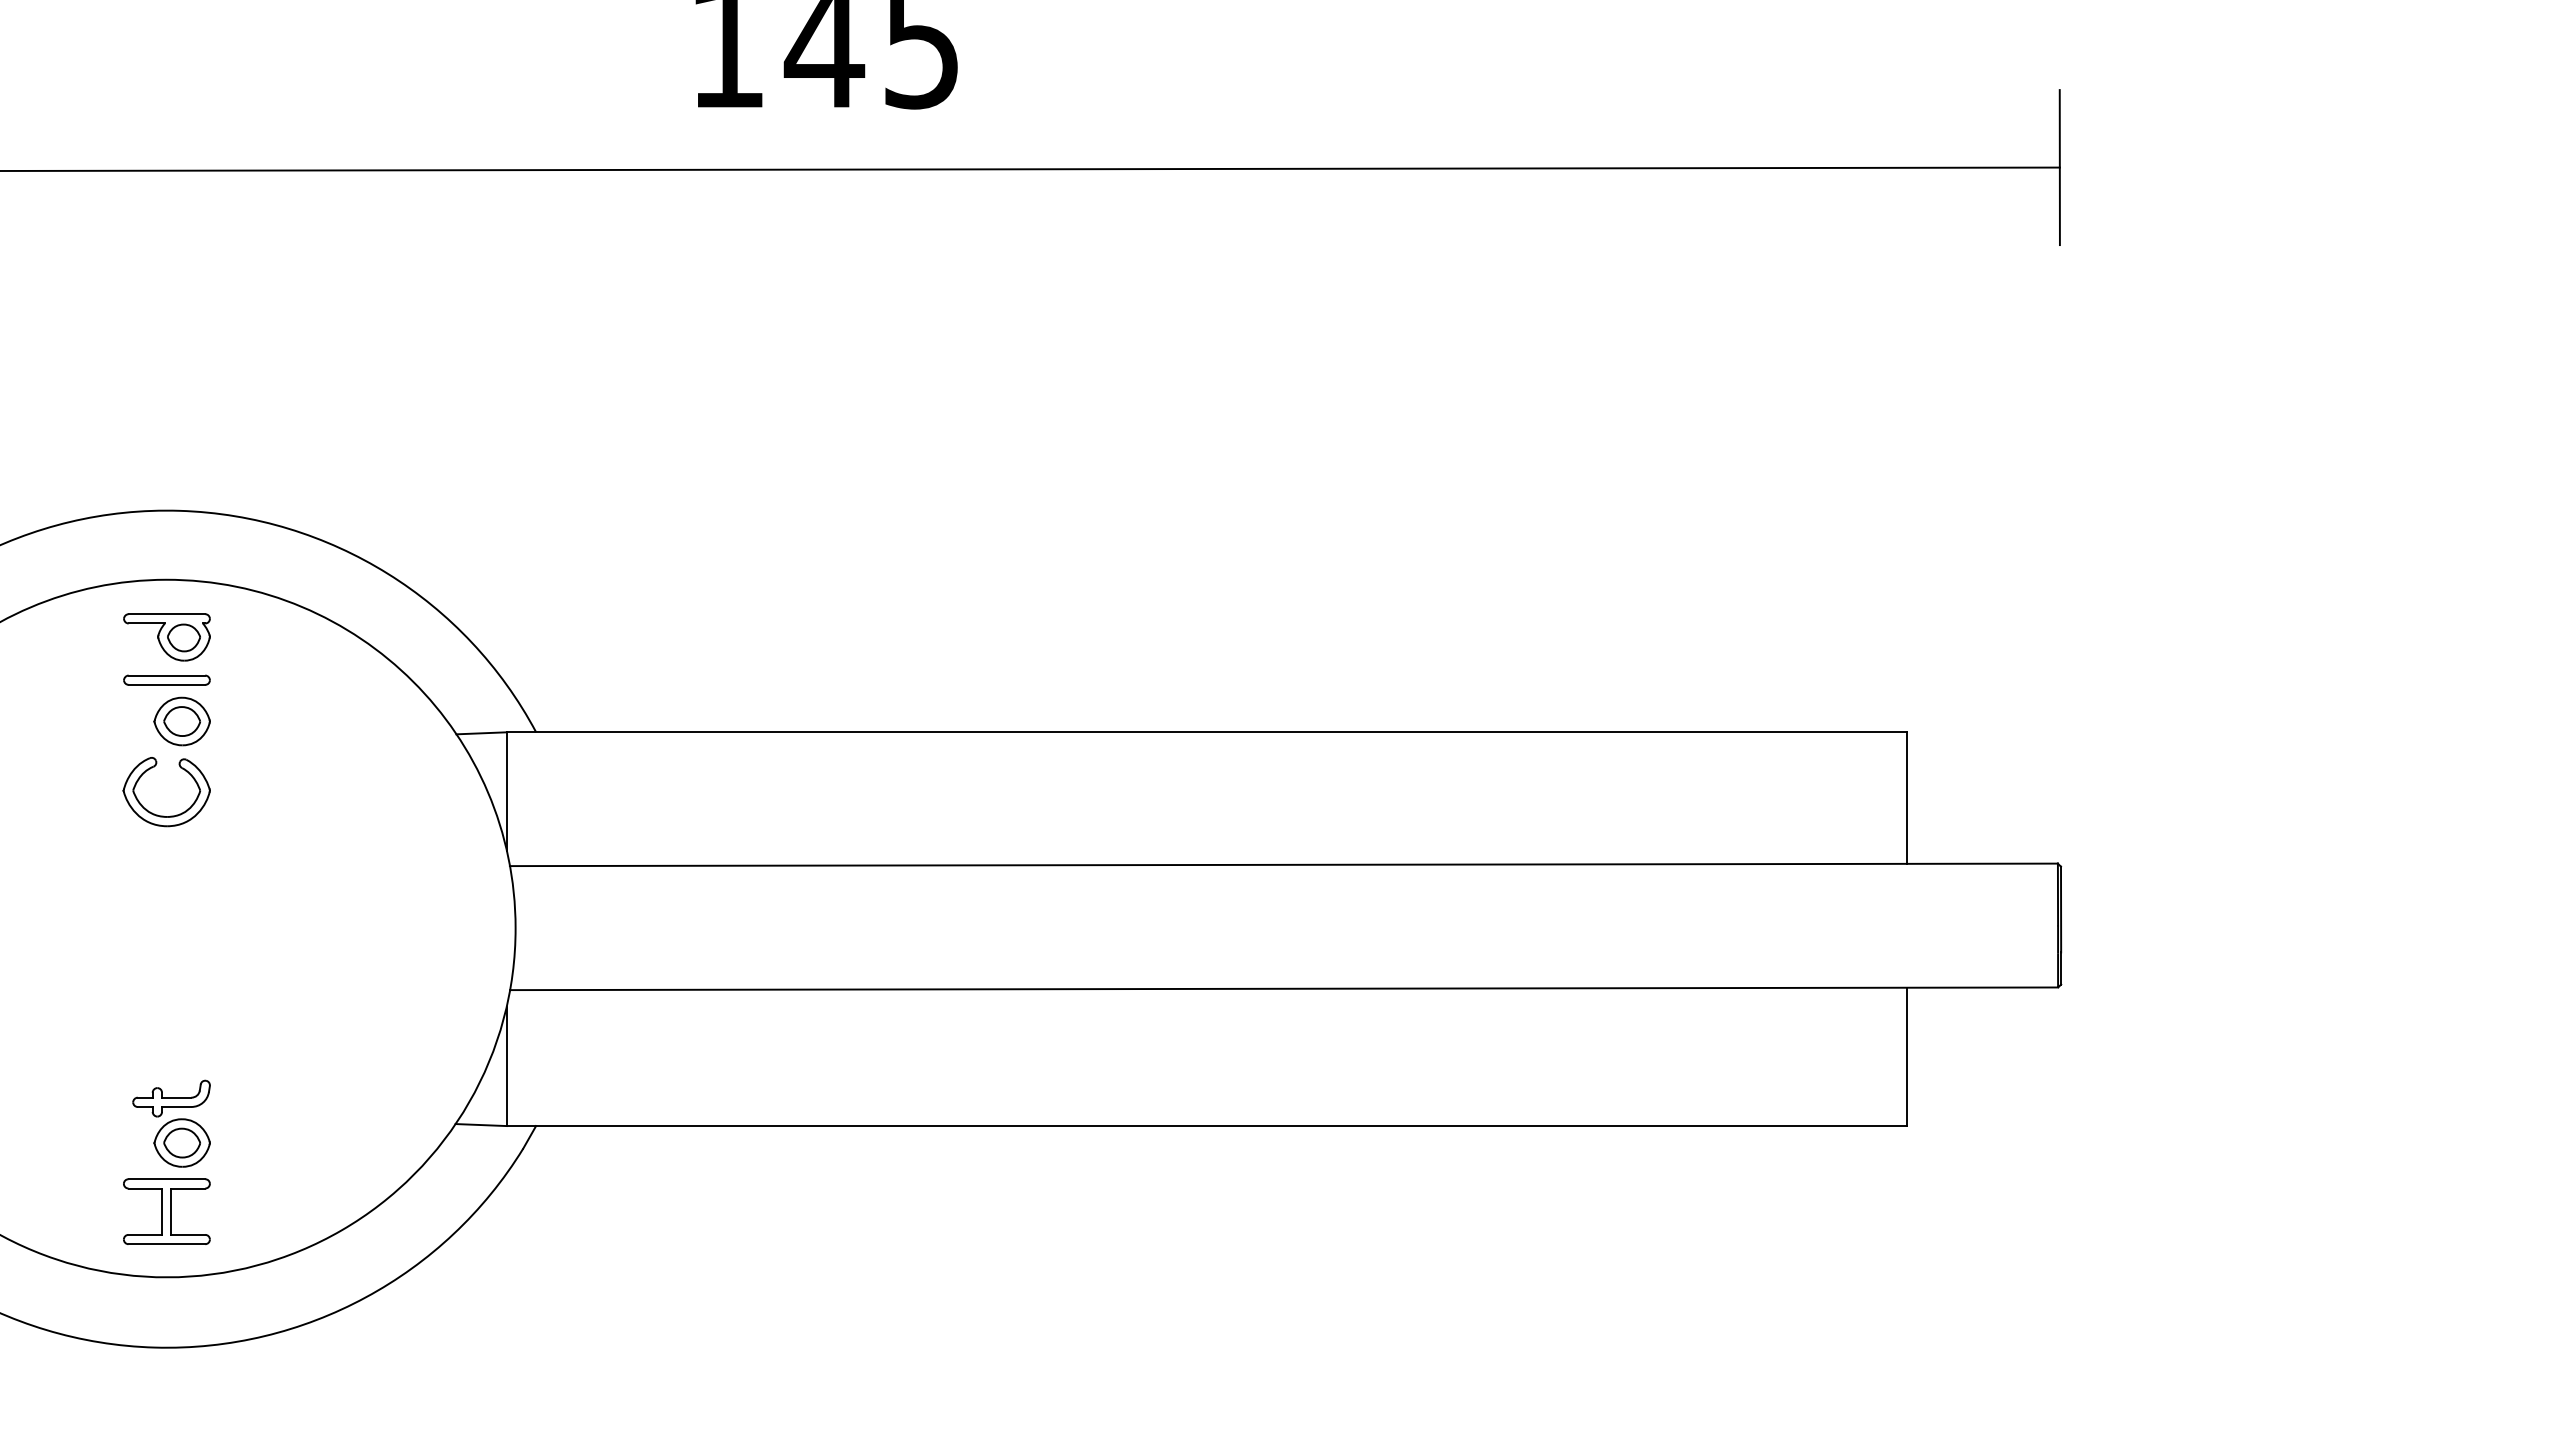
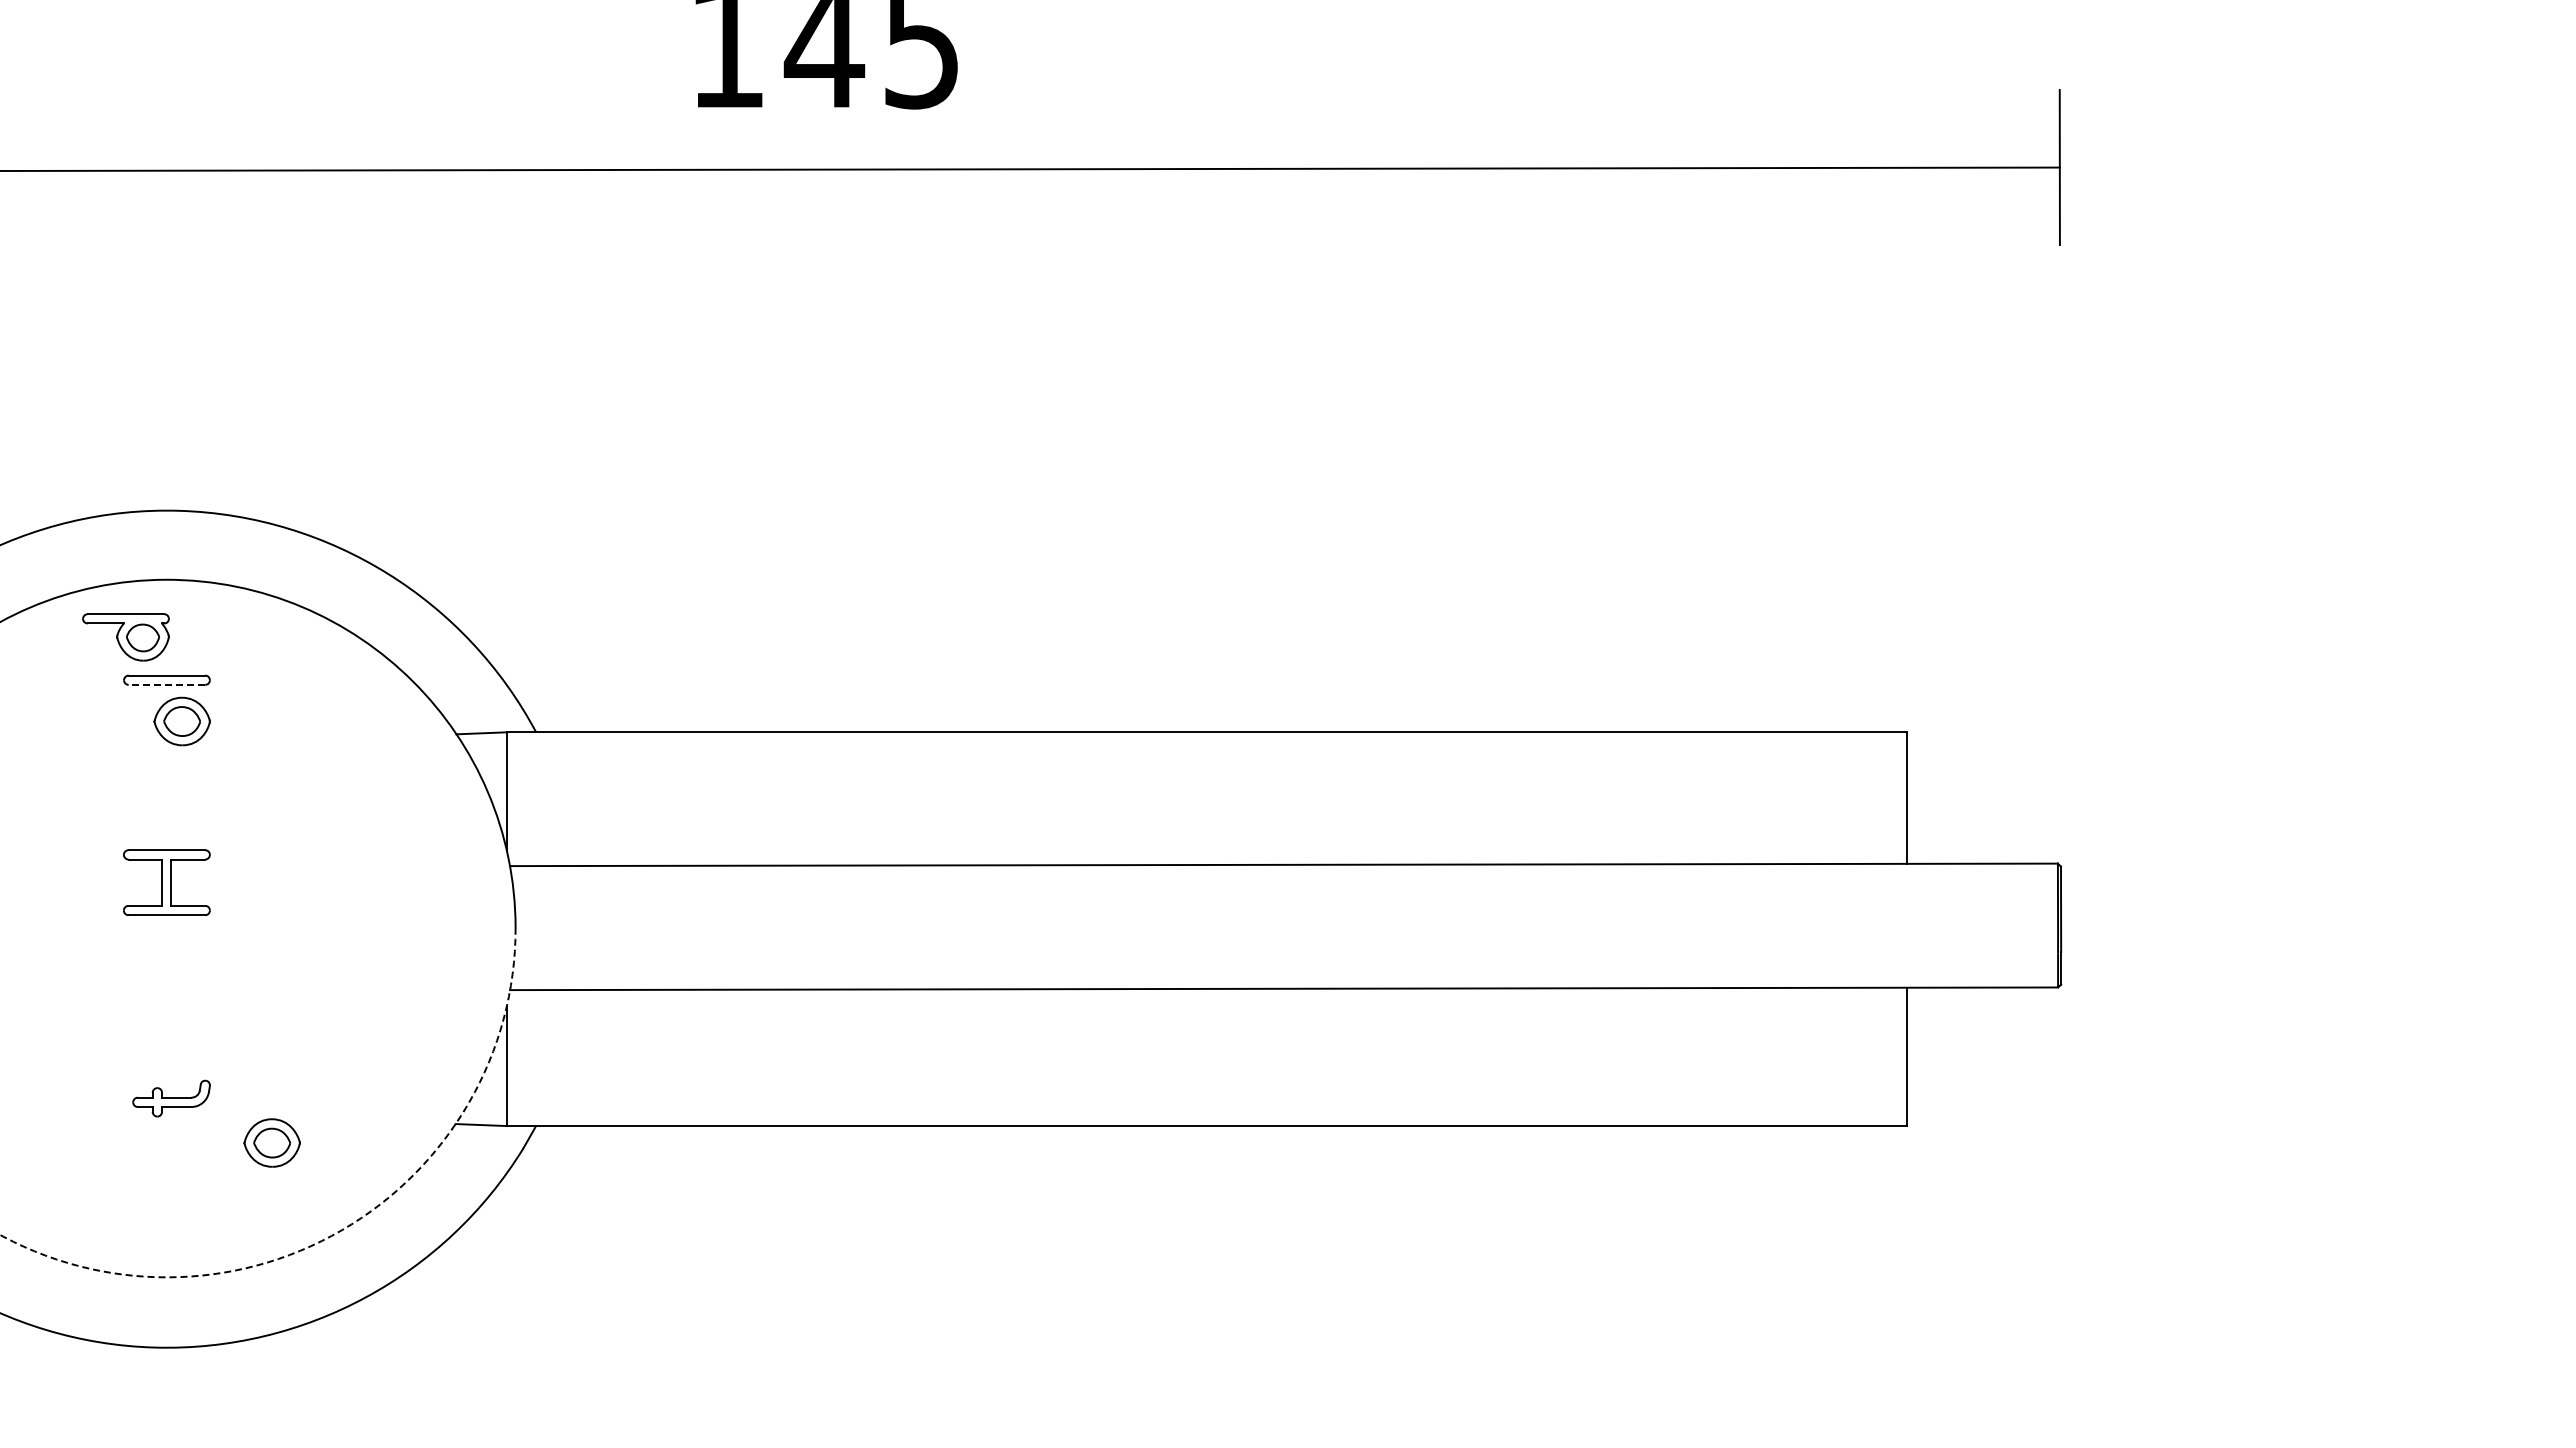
part position: (166, 637) -> (125, 637) (125, 637)
line: solid -> dashed (166, 684)
part: present -> none (163, 815)
part position: (181, 1142) -> (271, 1142) (271, 1142)
part position: (166, 1211) -> (166, 882) (166, 882)
arc: solid -> dashed (345, 1228)
